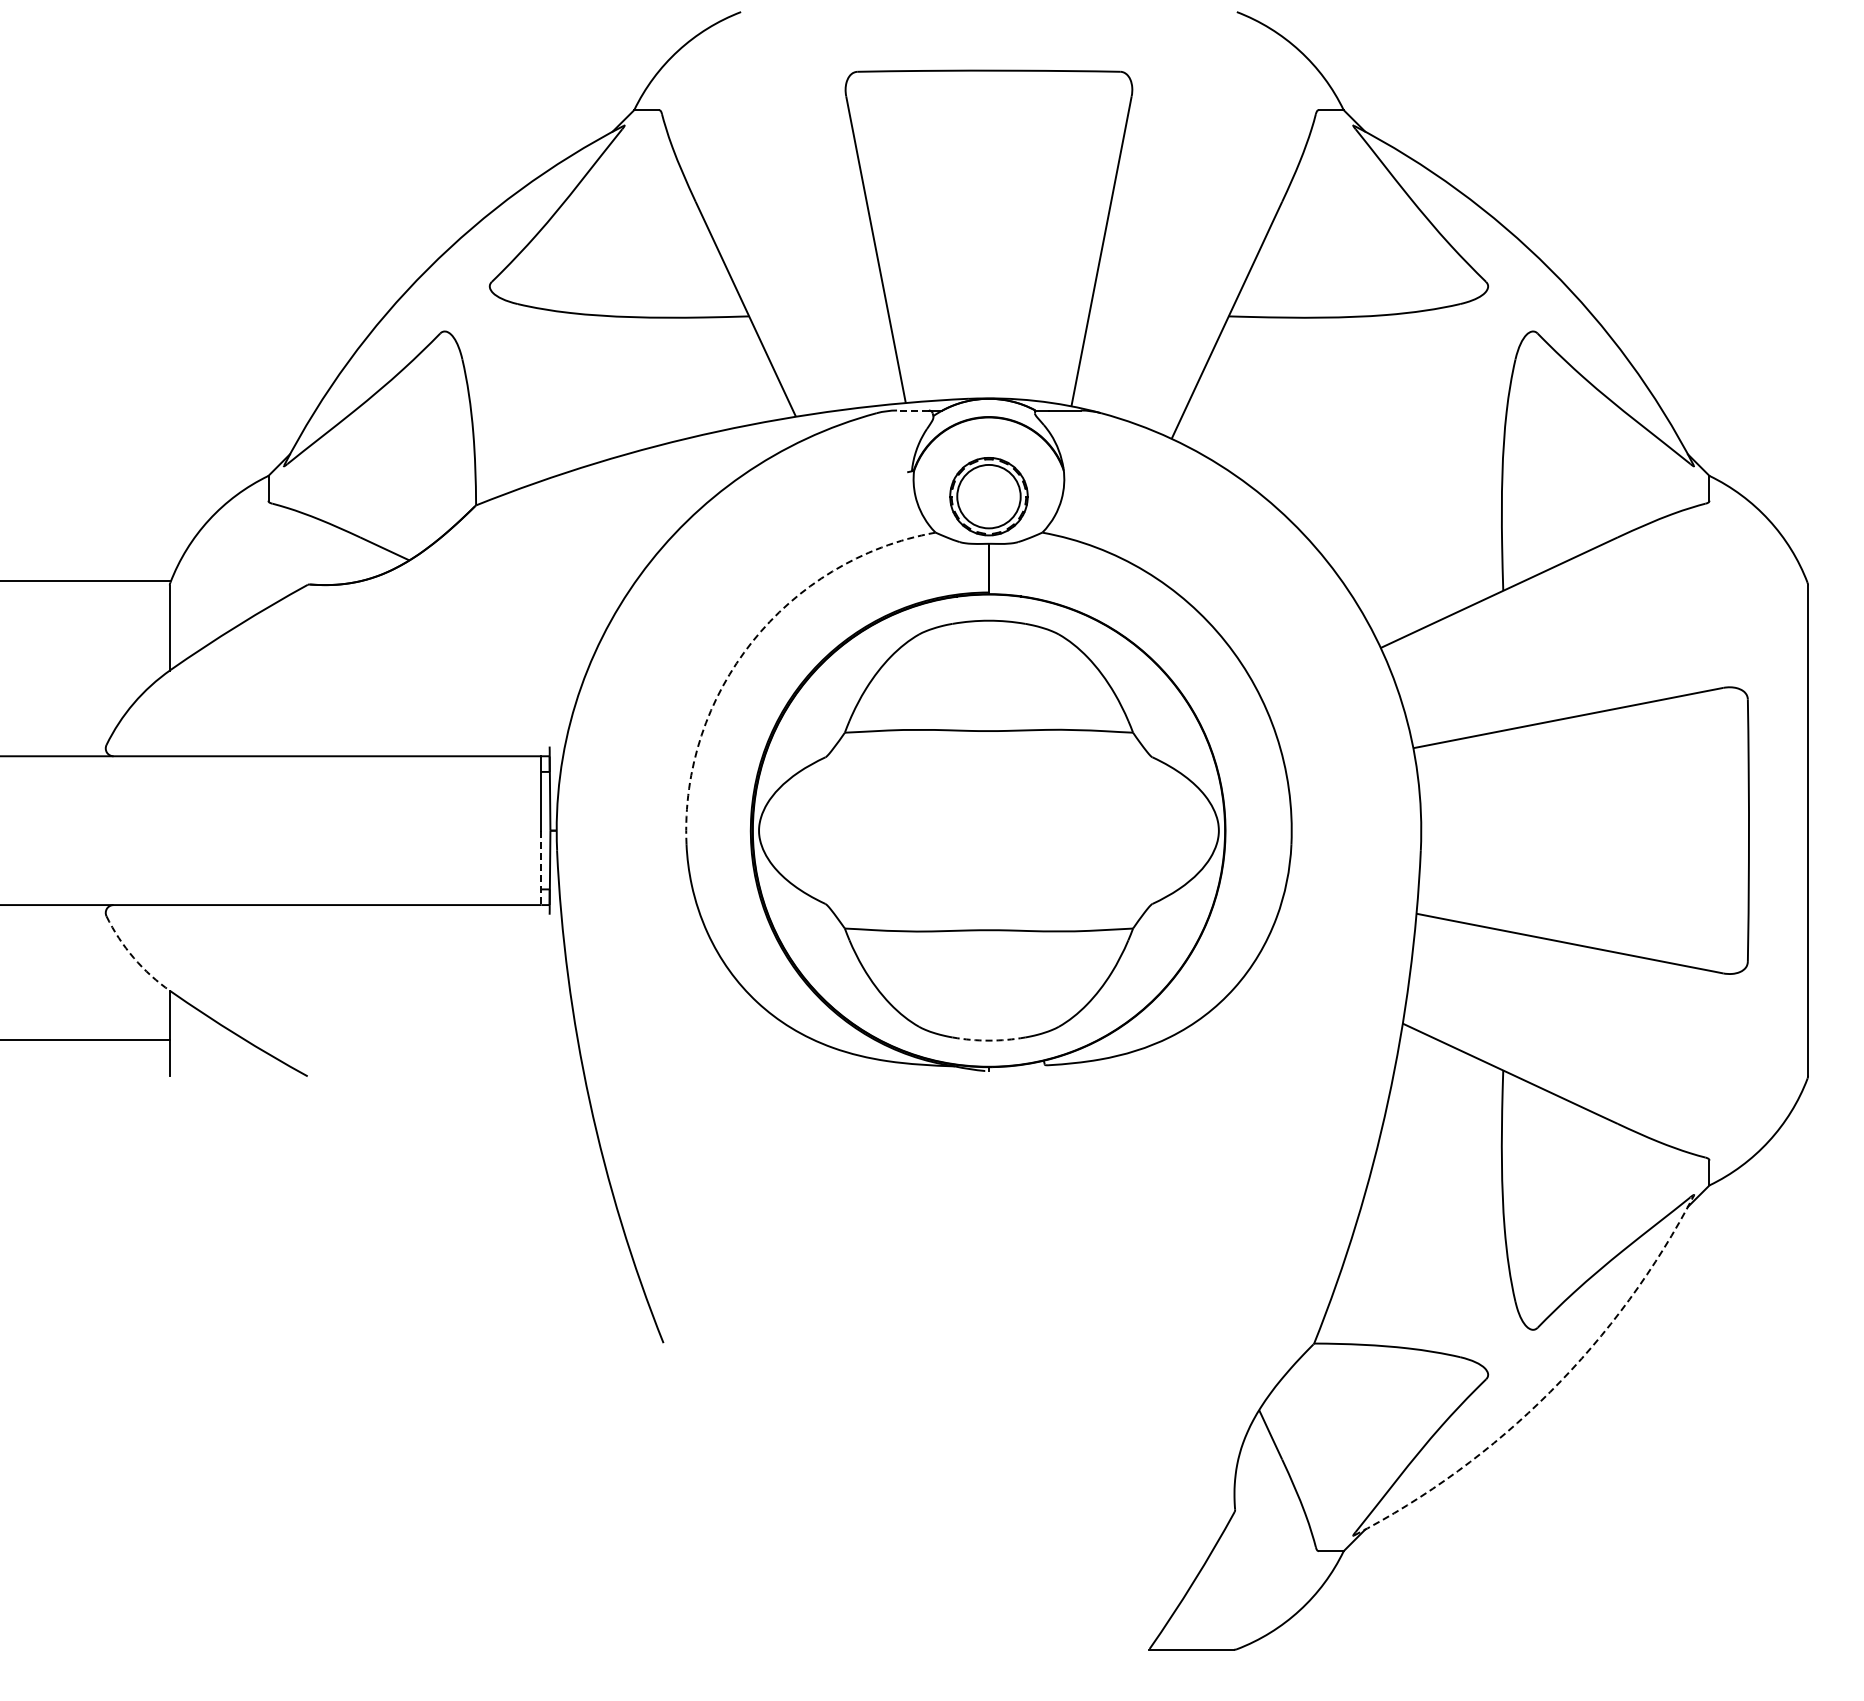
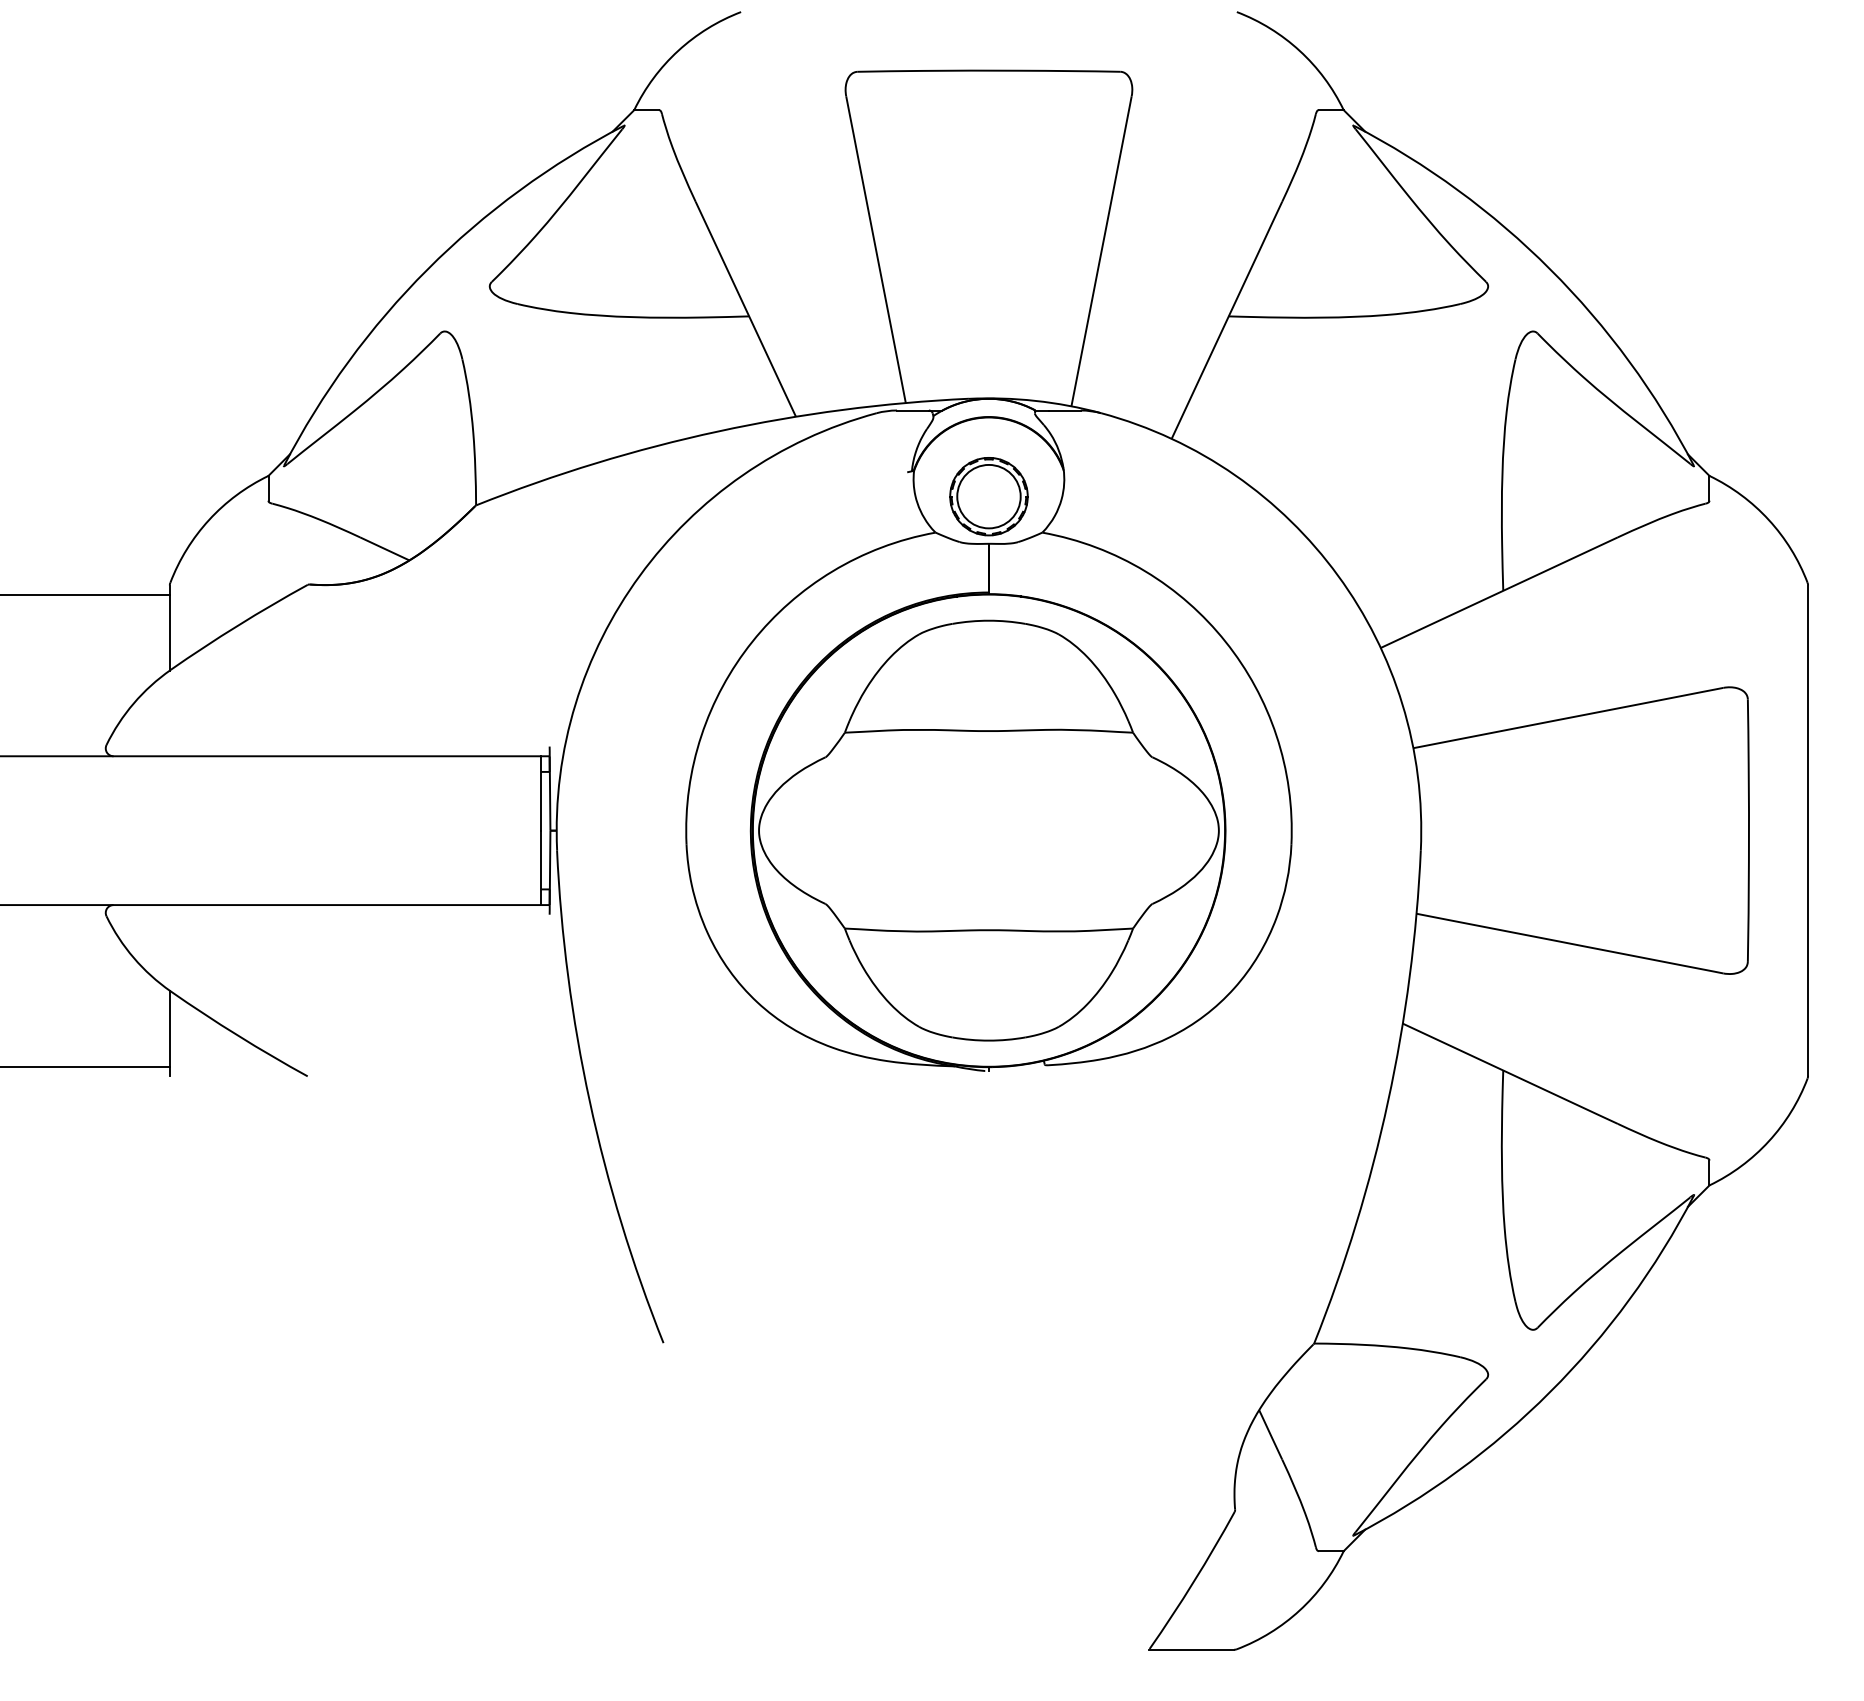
line: dashed -> solid (912, 410)
line position: (85, 580) -> (85, 594) (85, 594)
arc: dashed -> solid (752, 641)
line: dashed -> solid (541, 868)
arc: dashed -> solid (133, 957)
line position: (85, 1039) -> (85, 1066) (85, 1066)
arc: dashed -> solid (988, 1040)
arc: dashed -> solid (1550, 1391)
